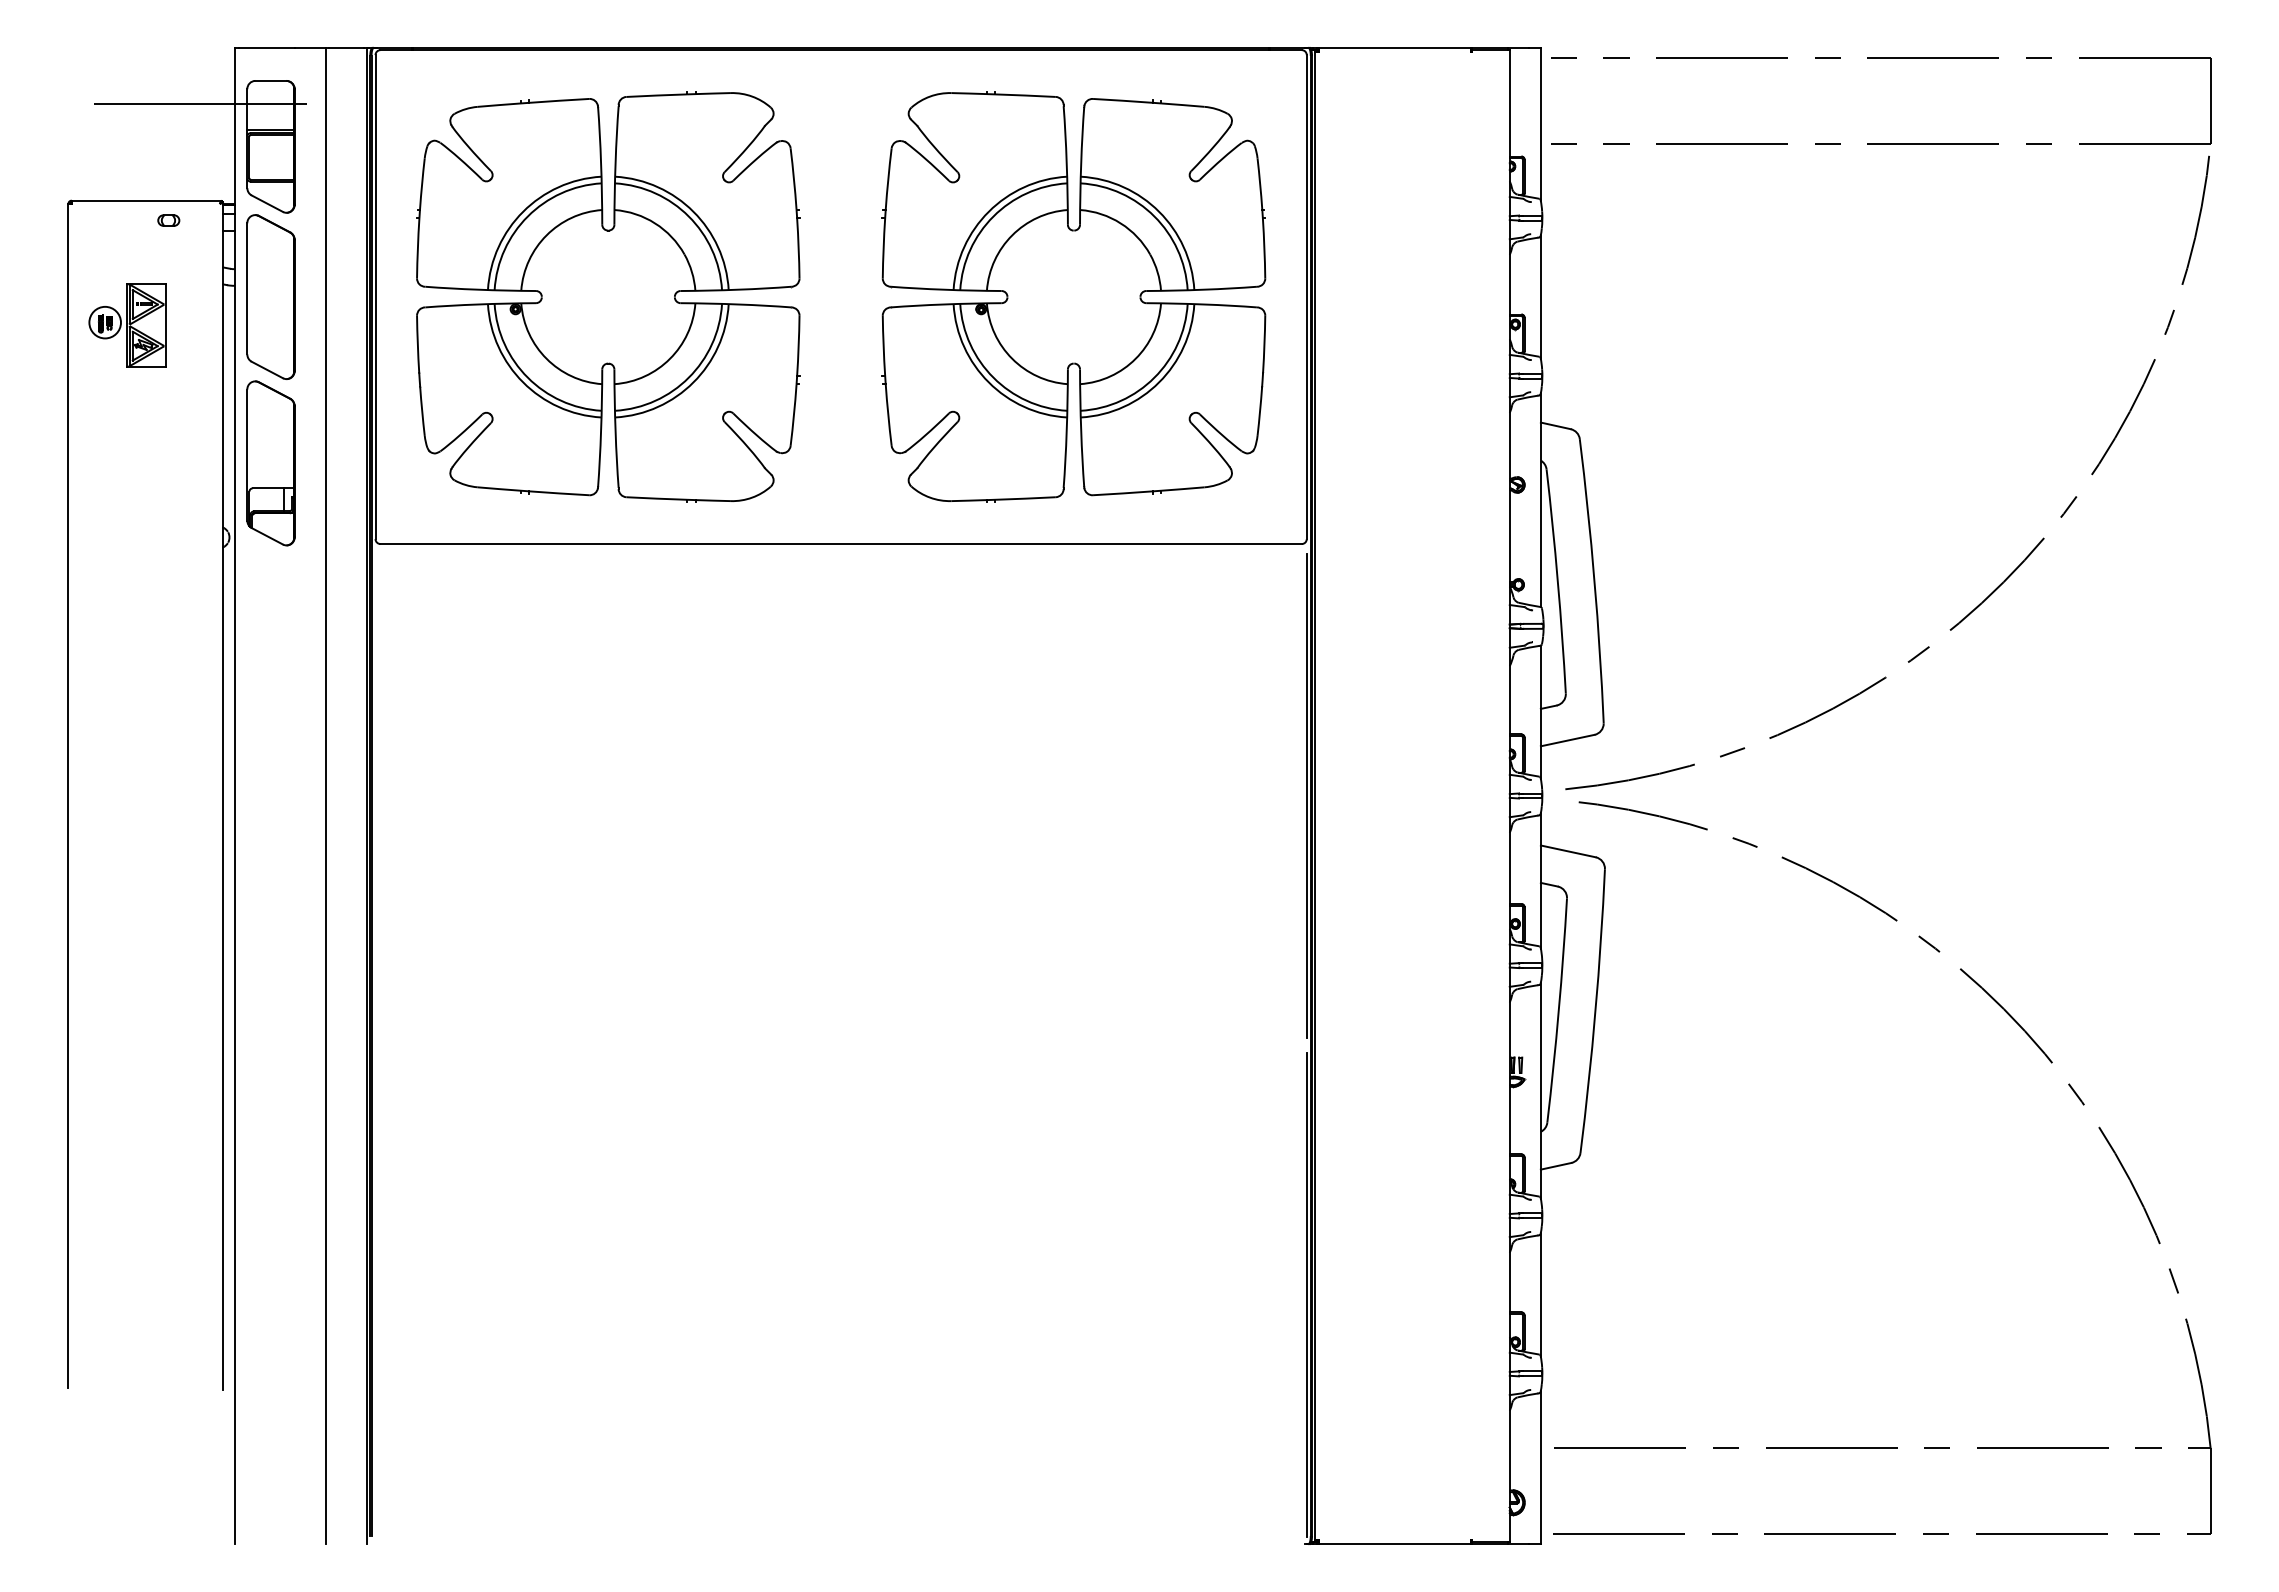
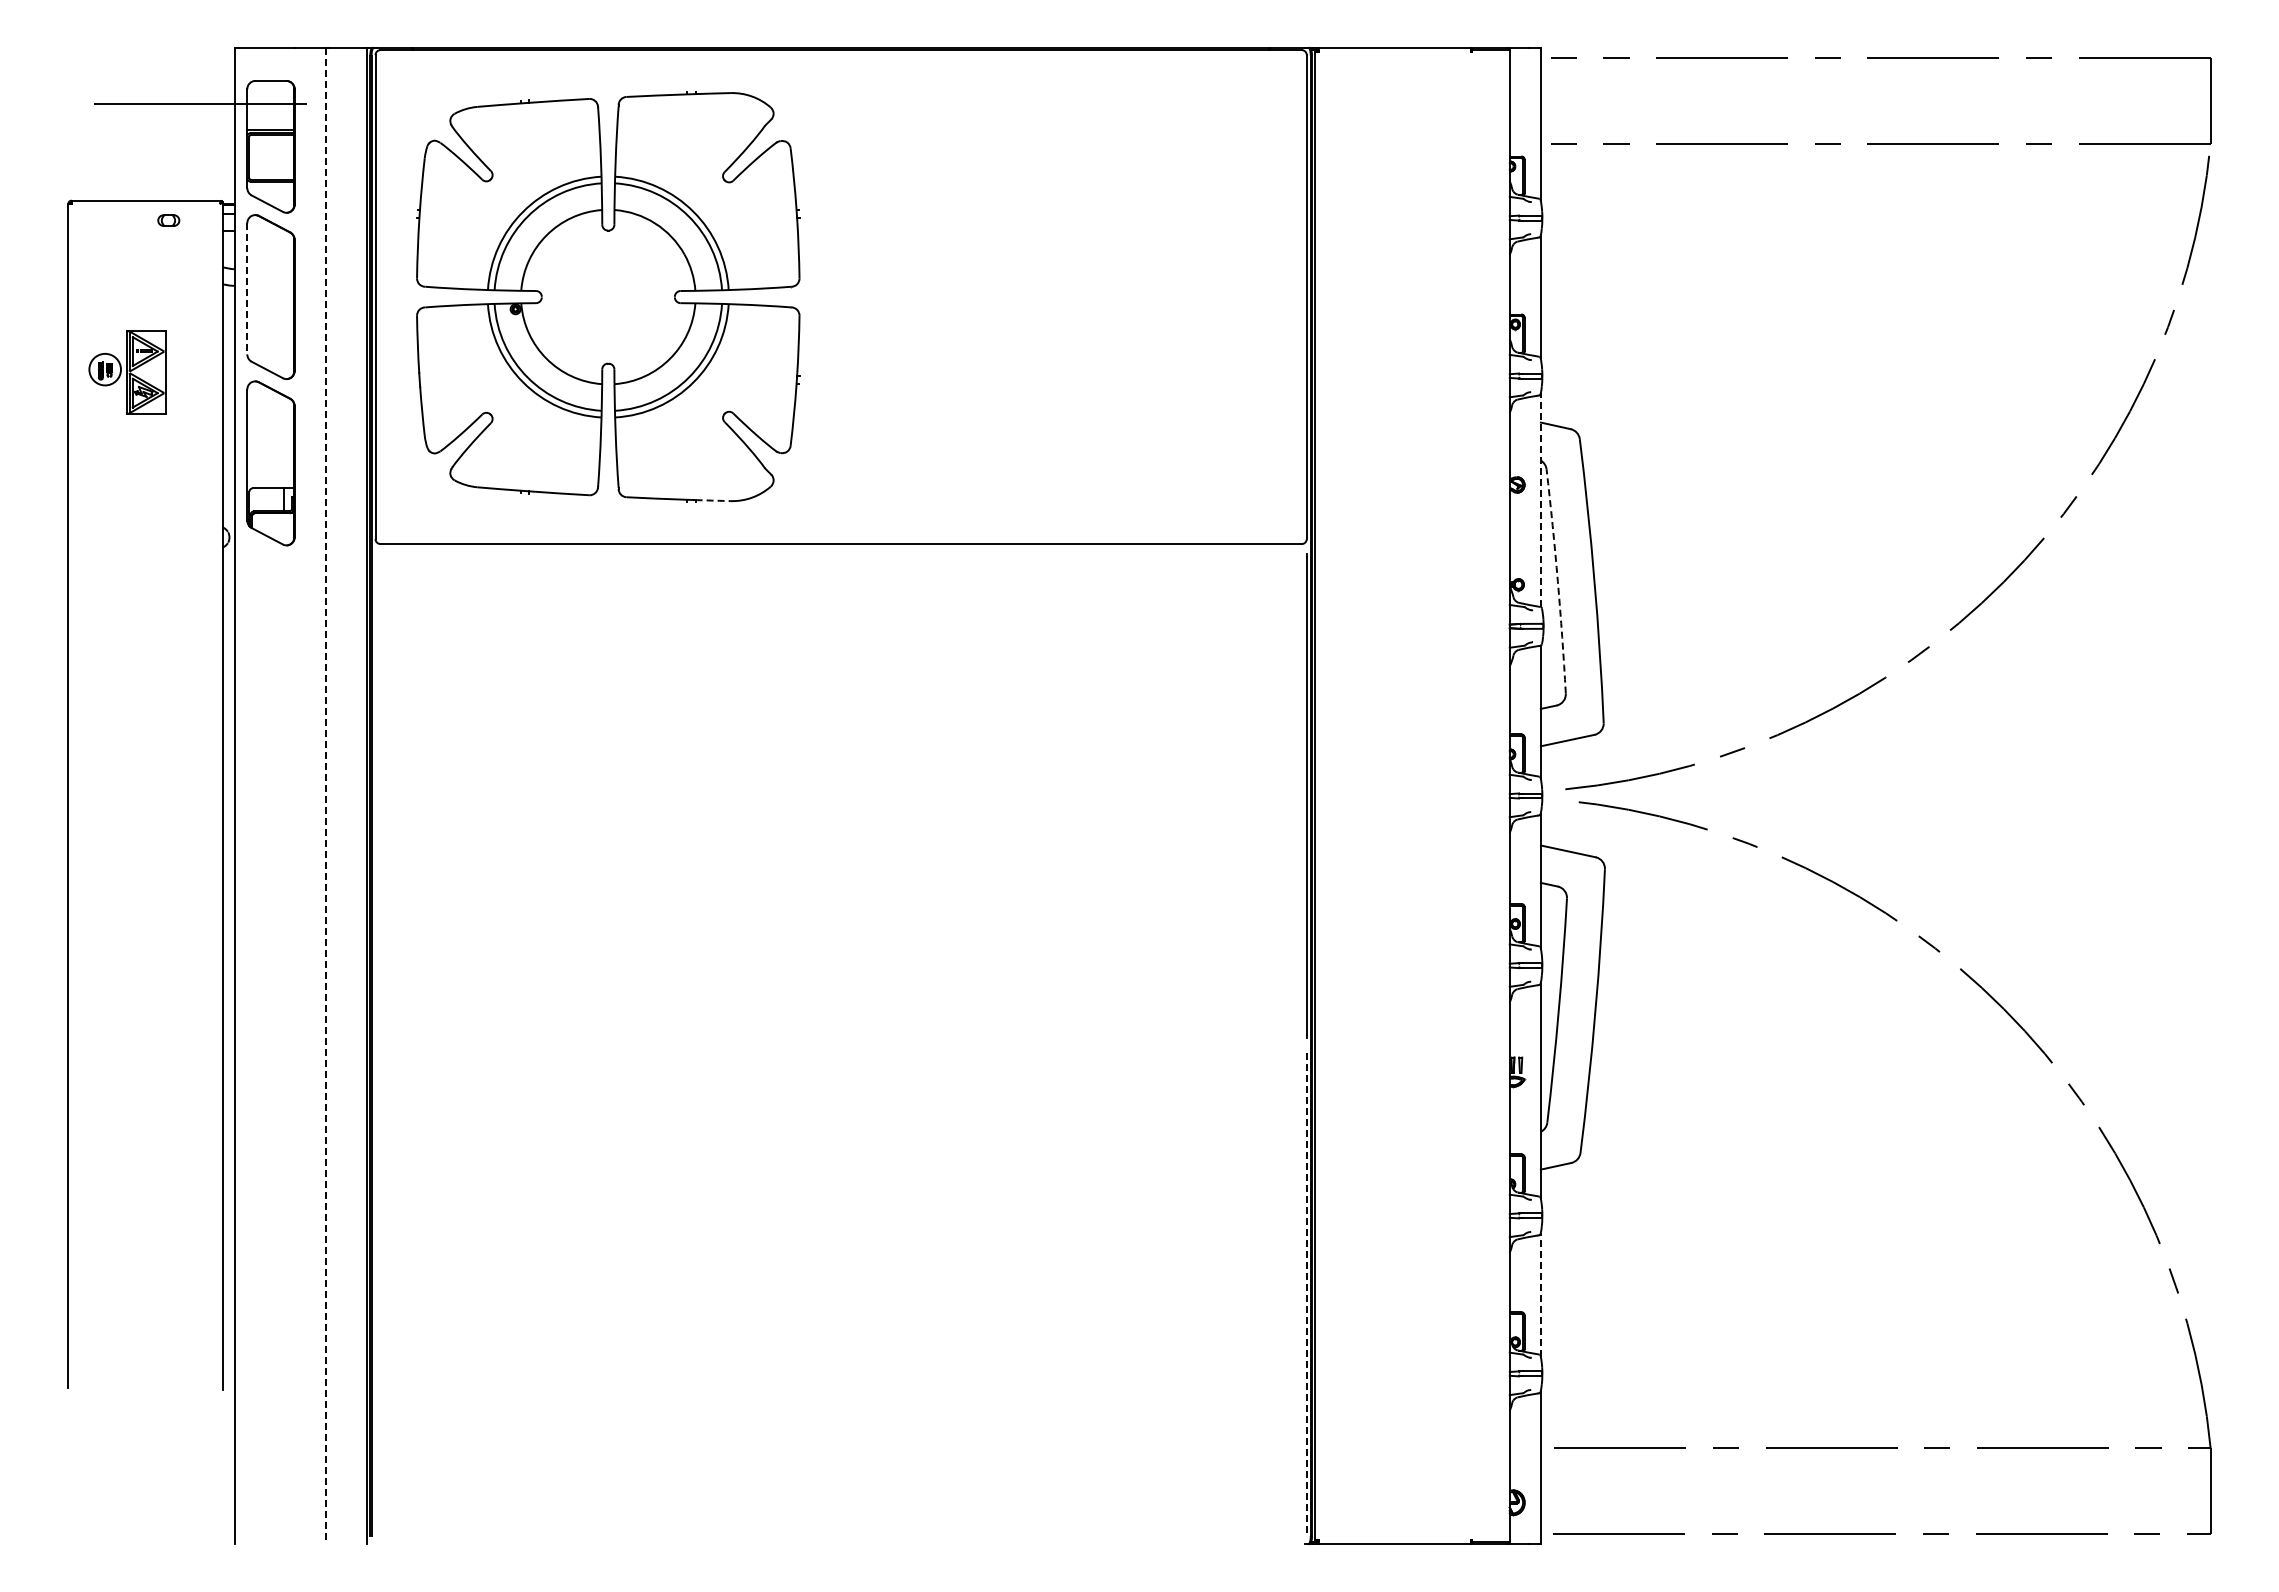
line: solid -> dashed (247, 288)
part: present -> none (1073, 296)
part position: (127, 325) -> (127, 372) (127, 372)
line: solid -> dashed (1540, 499)
arc: solid -> dashed (713, 500)
arc: solid -> dashed (1557, 581)
line: solid -> dashed (326, 796)
line: solid -> dashed (1306, 1294)
line: solid -> dashed (1540, 1294)
